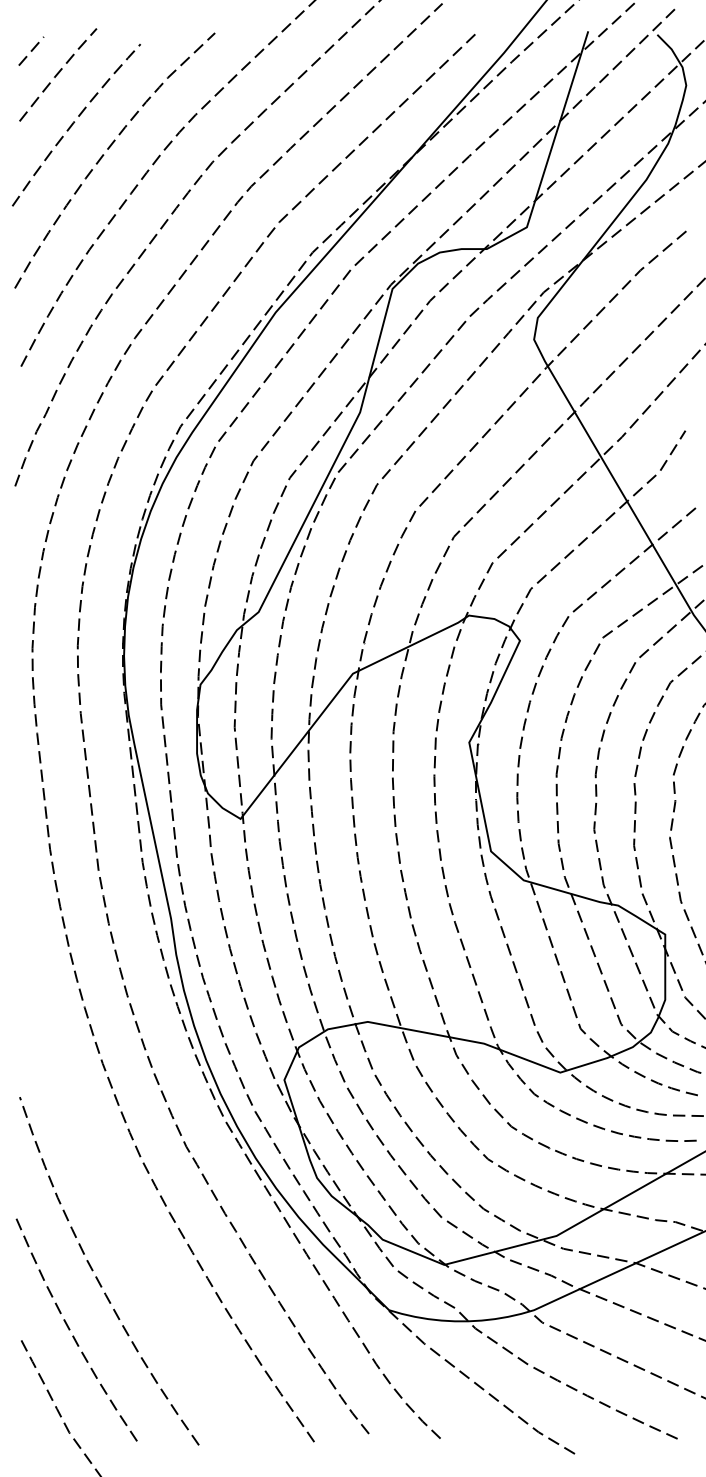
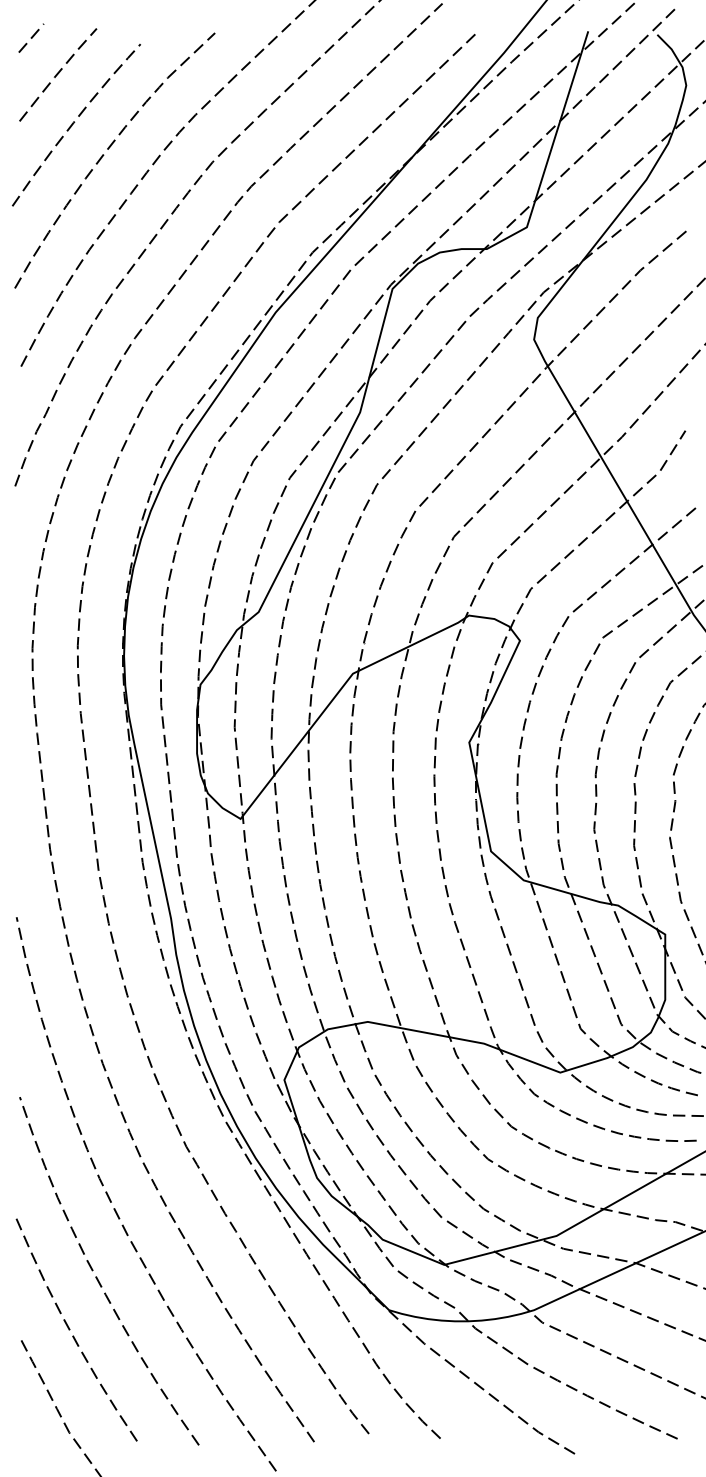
line position: (31, 50) -> (31, 37) (31, 37)
curve: none -> present (115, 1208)
